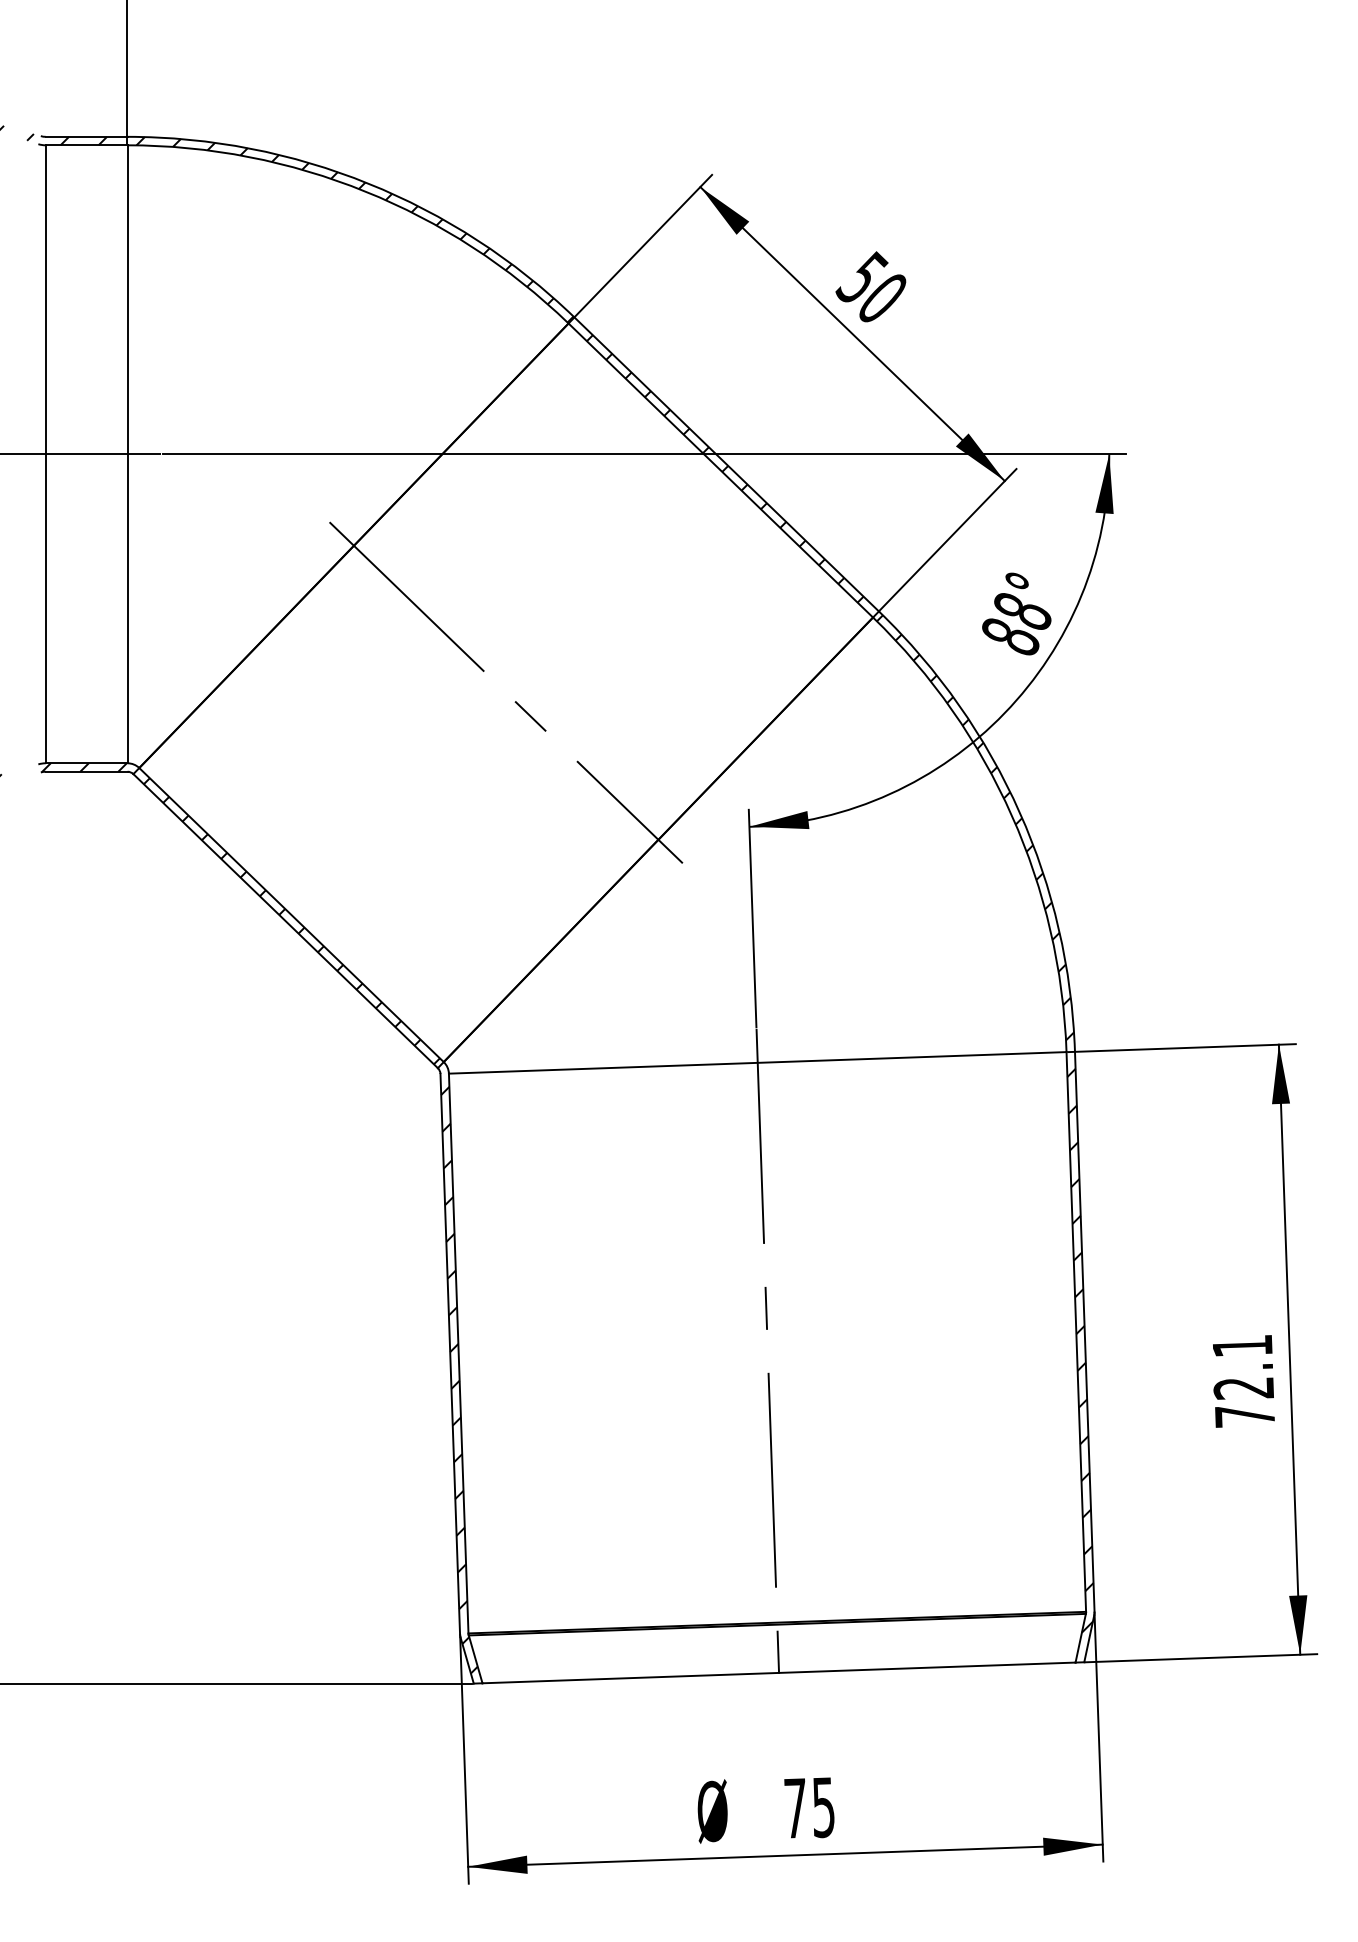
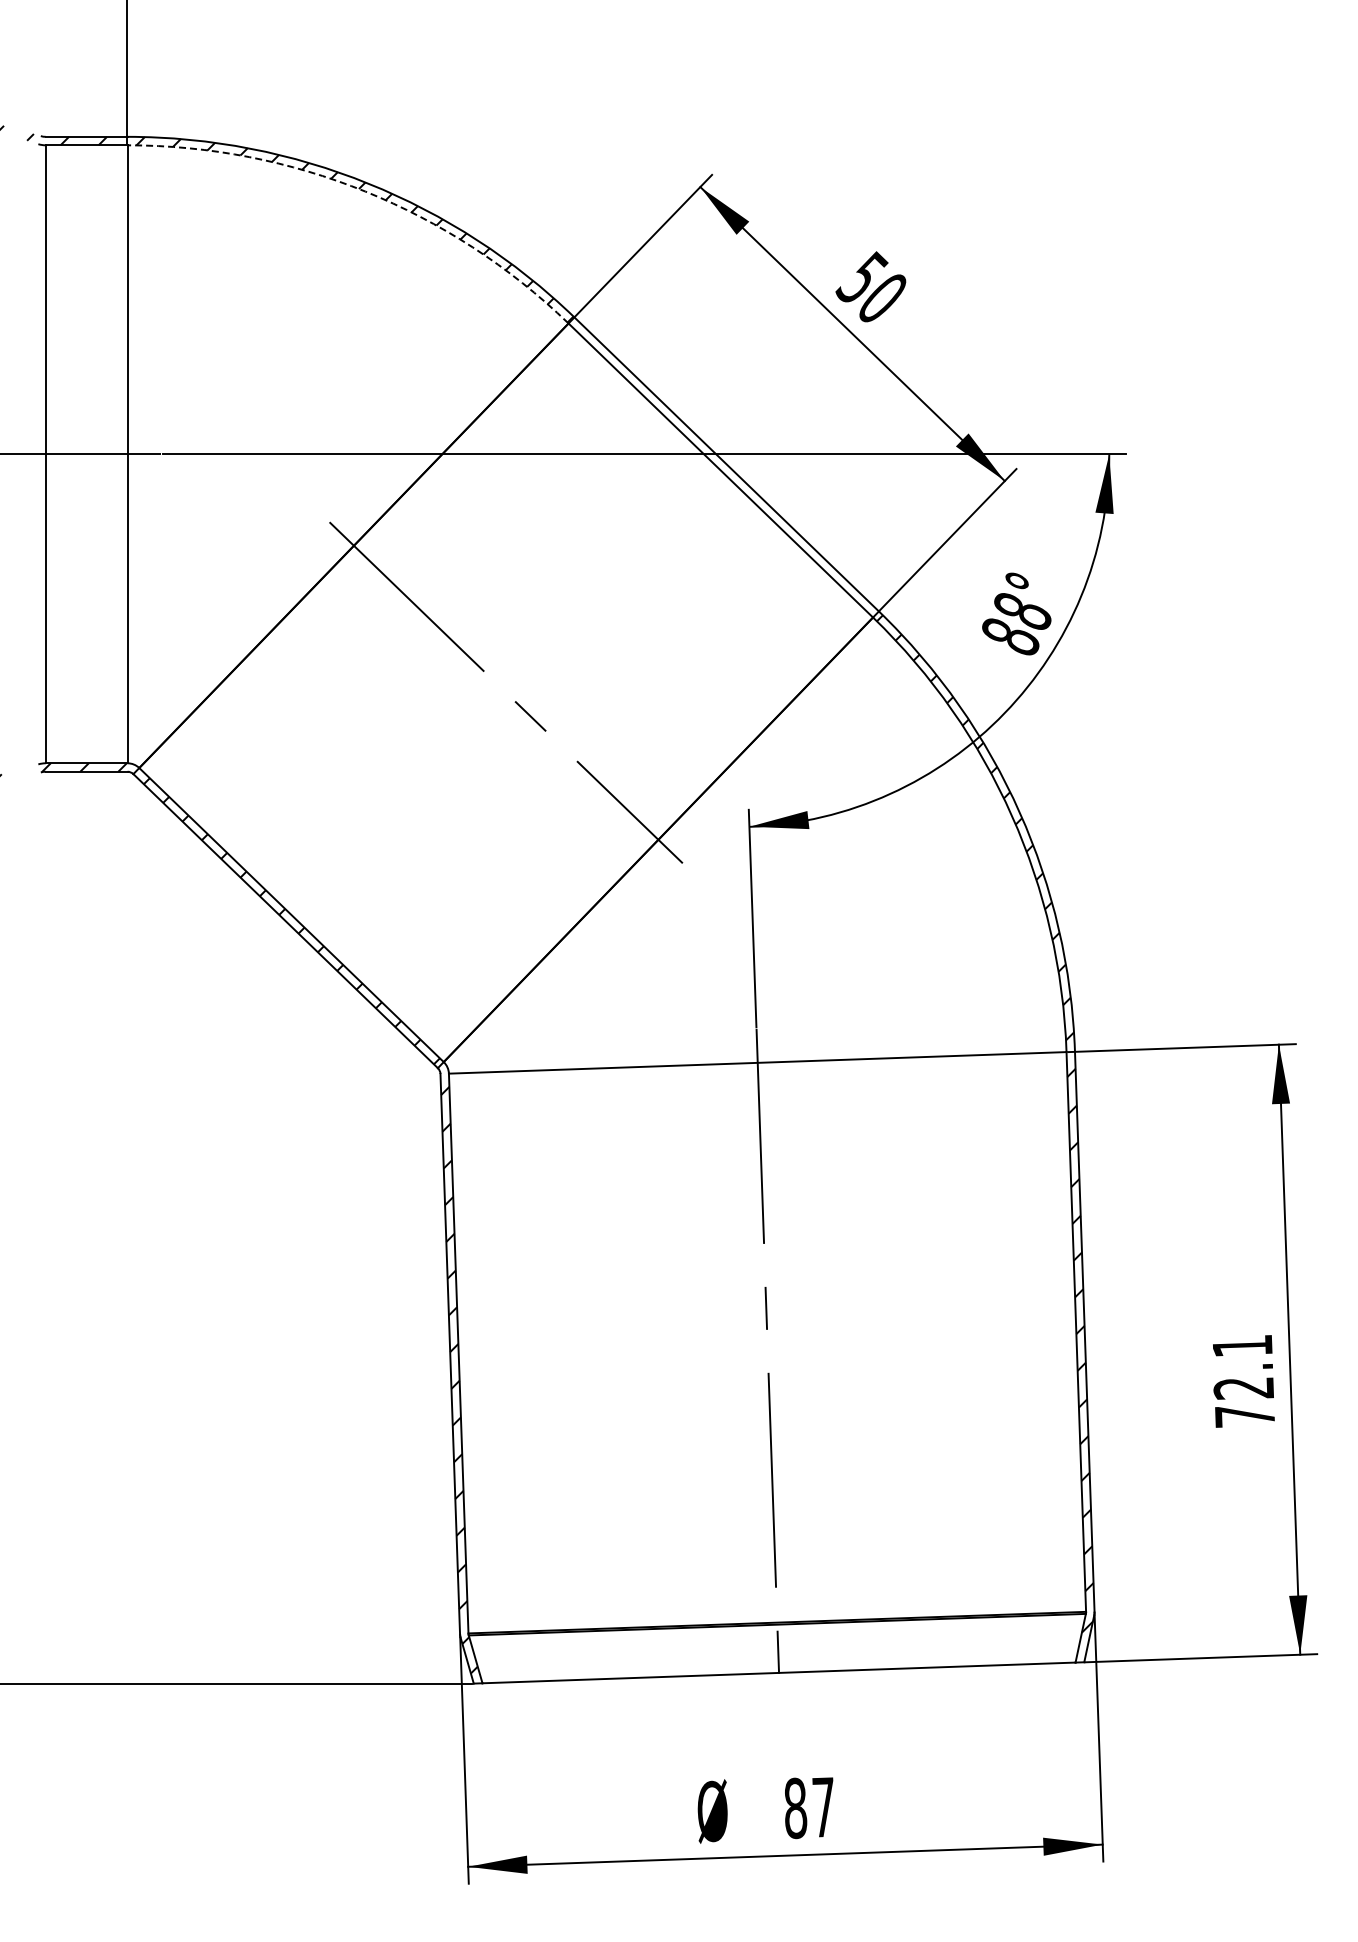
arc: solid -> dashed (365, 191)
hatch: present -> none (724, 468)
text: 75 -> 87 (809, 1808)
